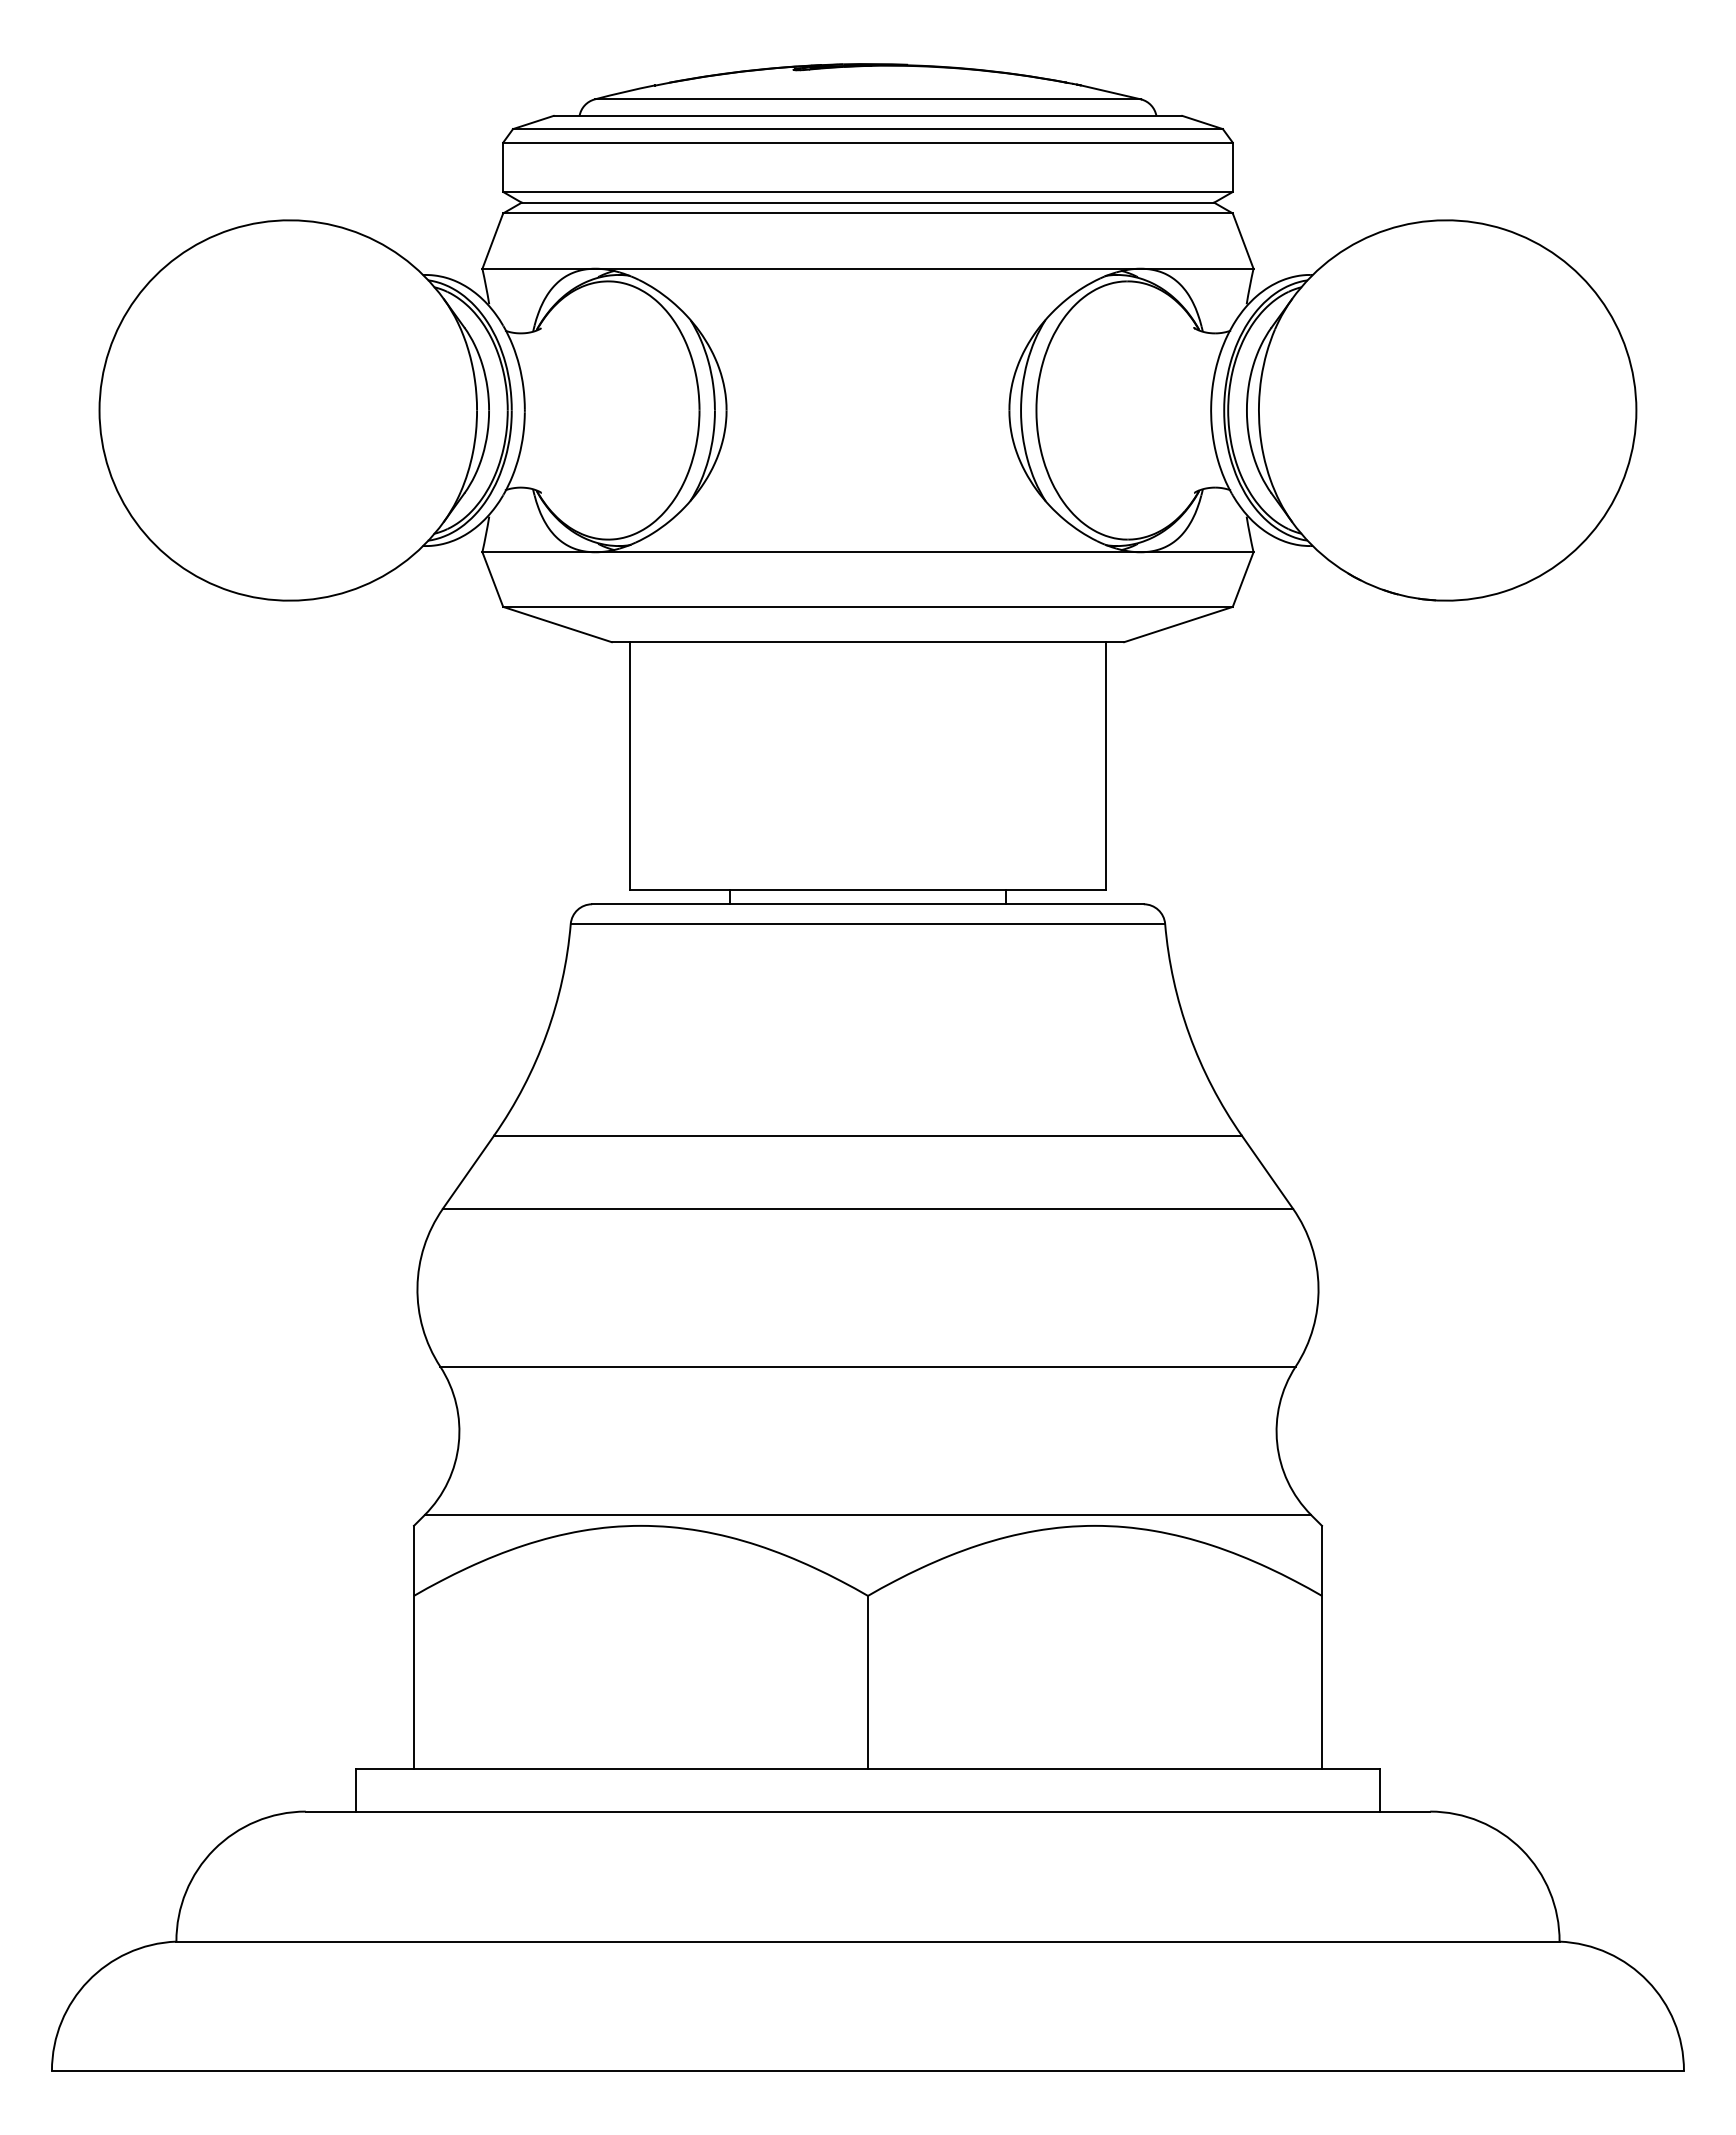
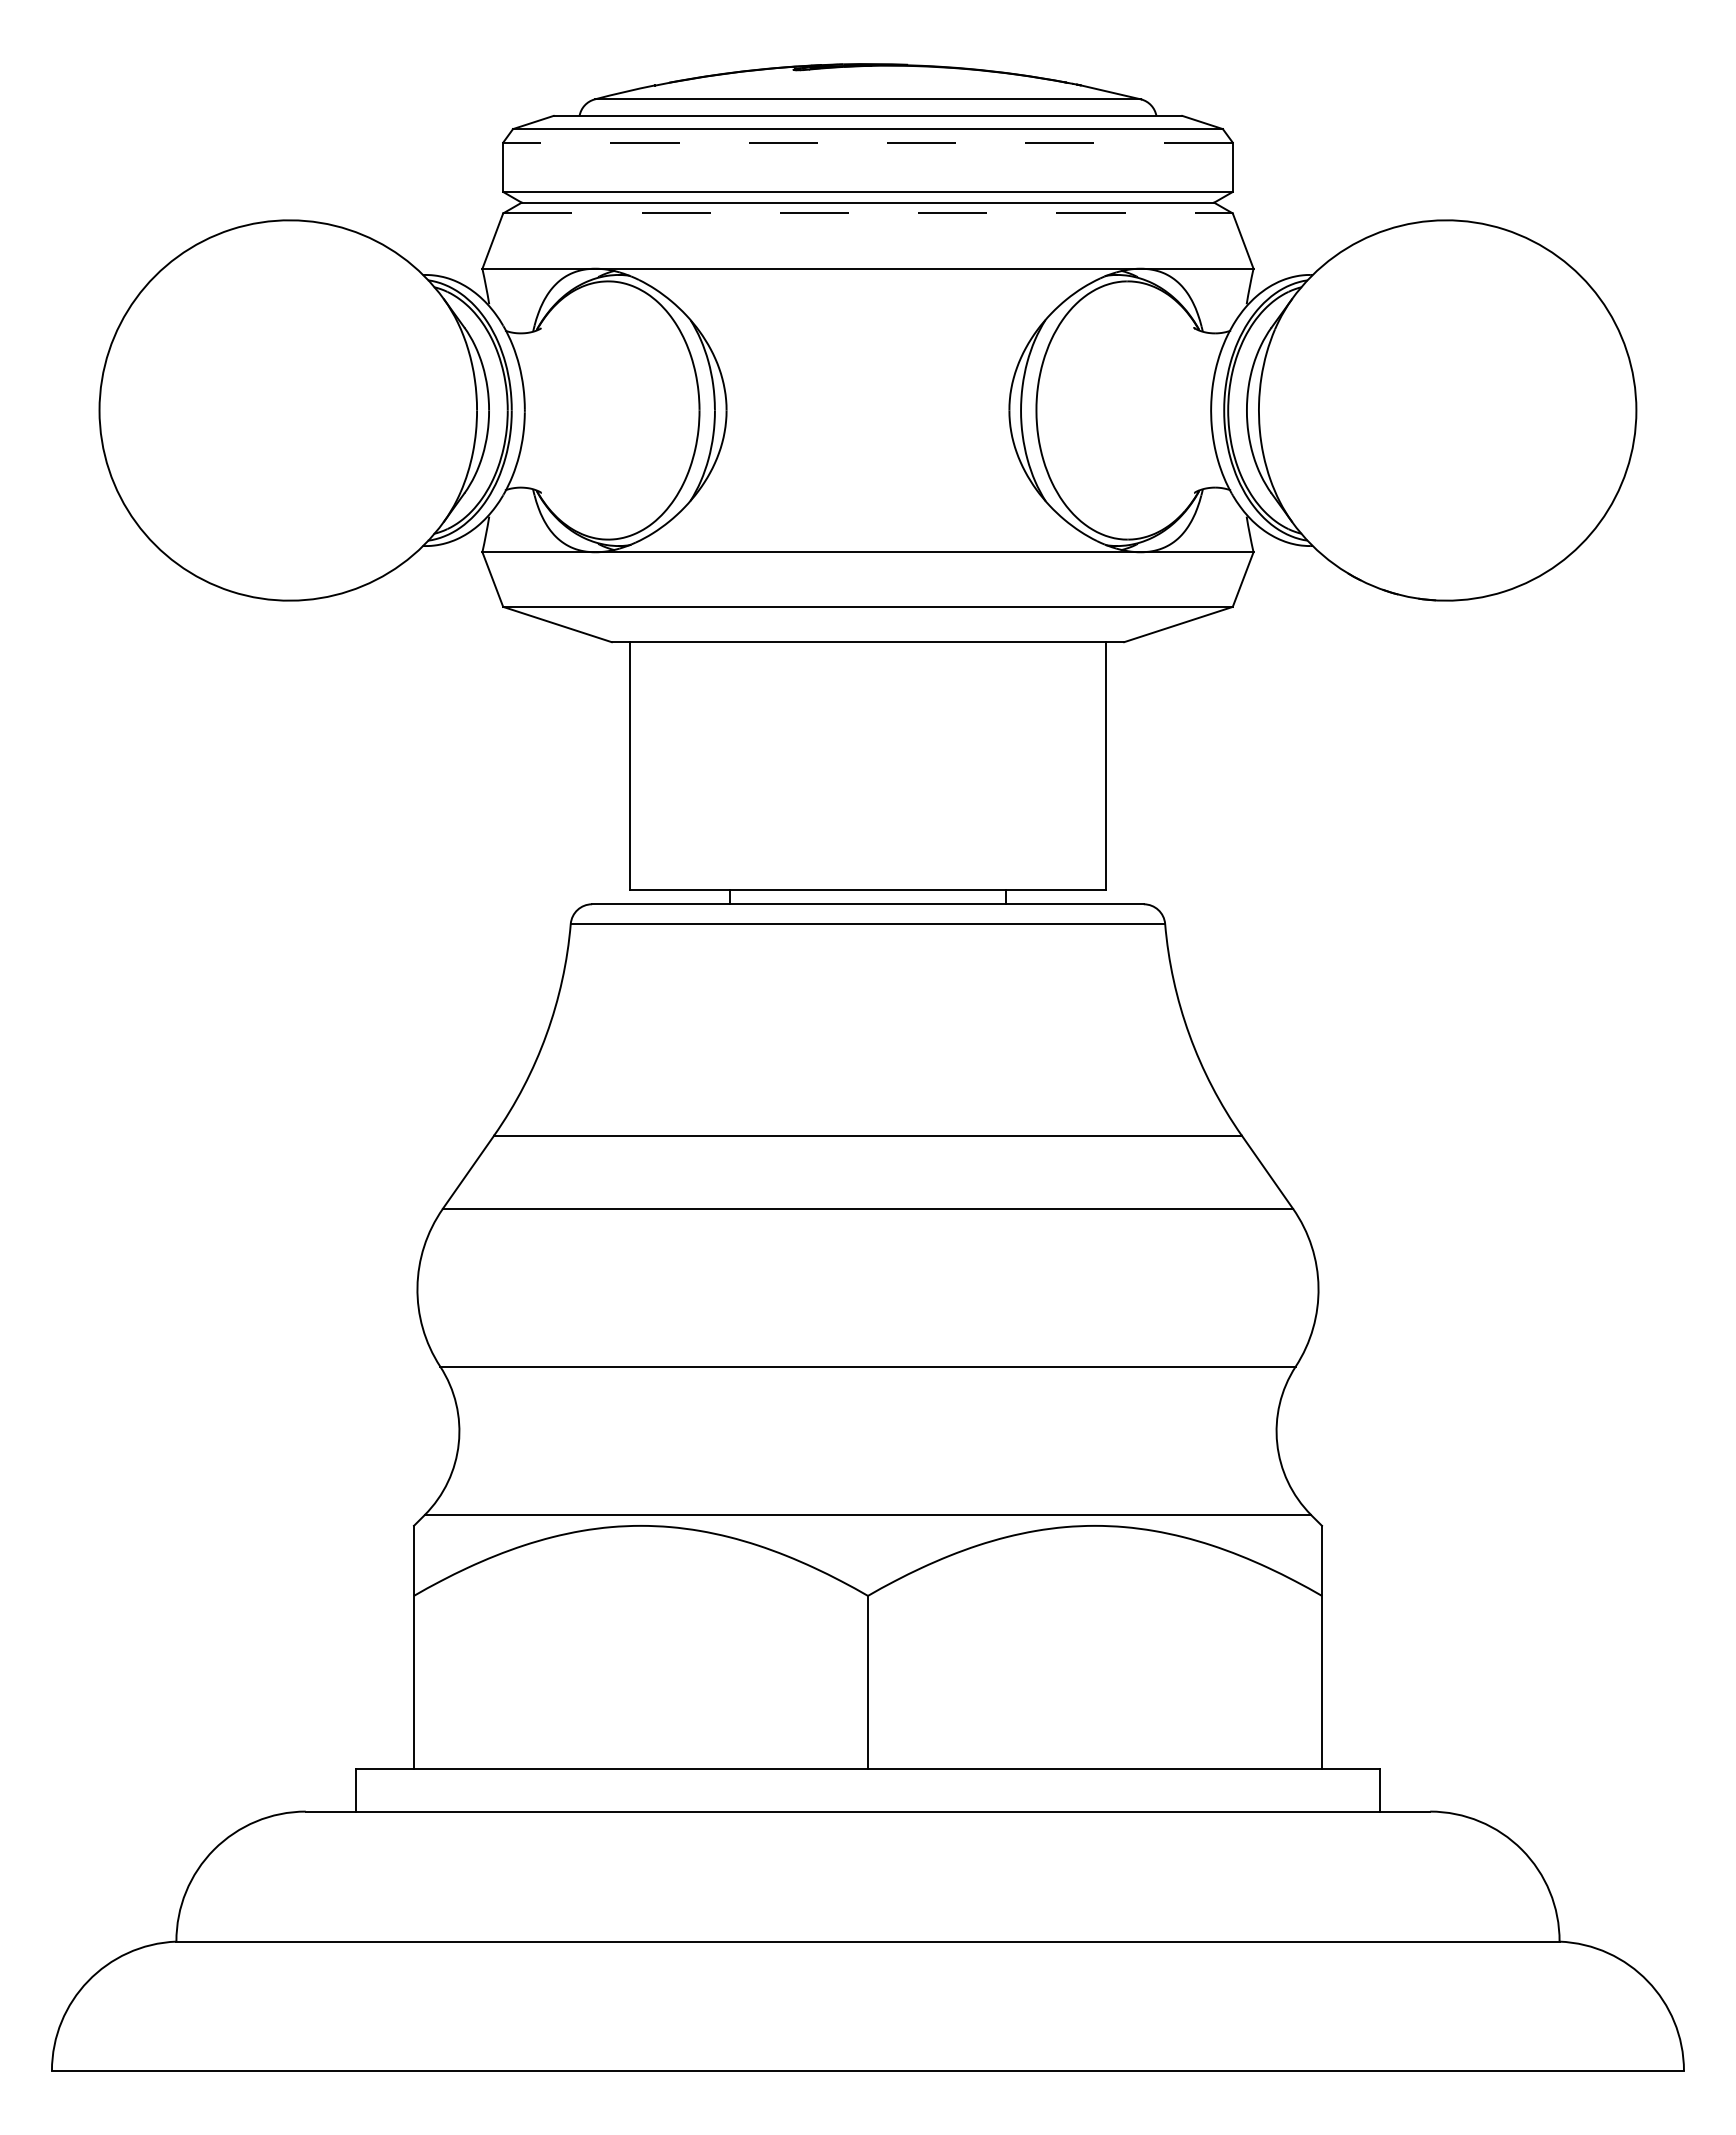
line: solid -> dashed (868, 142)
line: solid -> dashed (868, 213)
